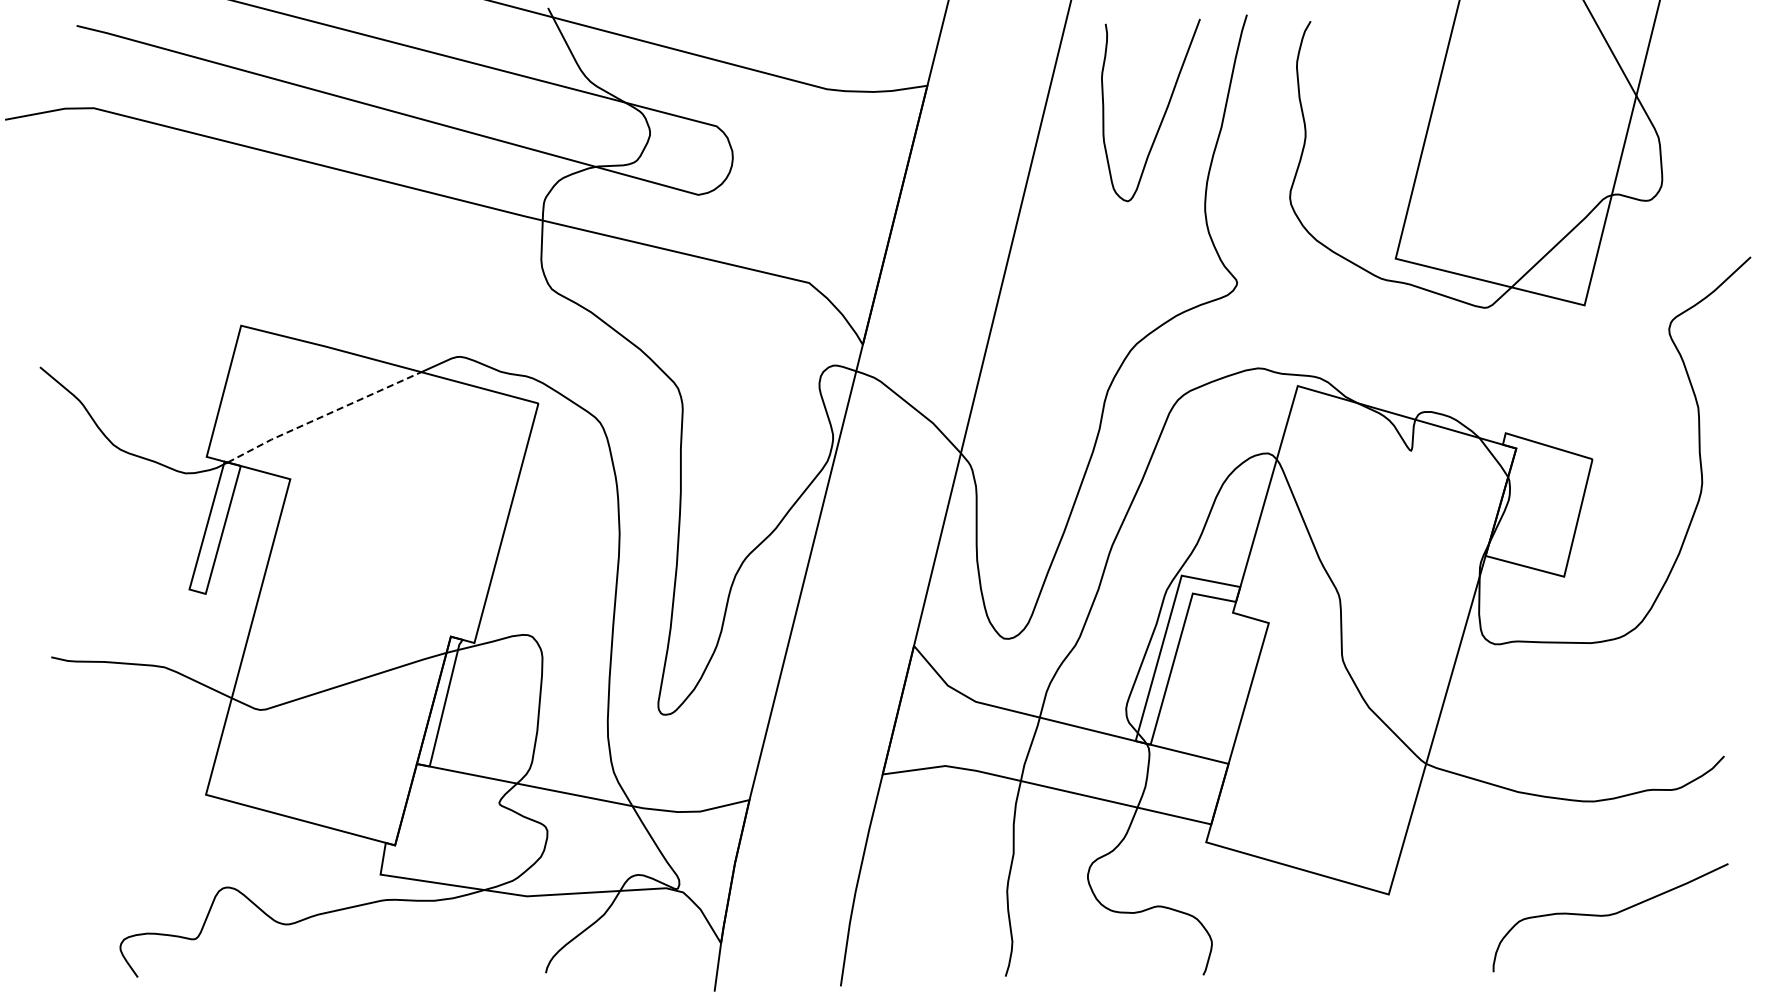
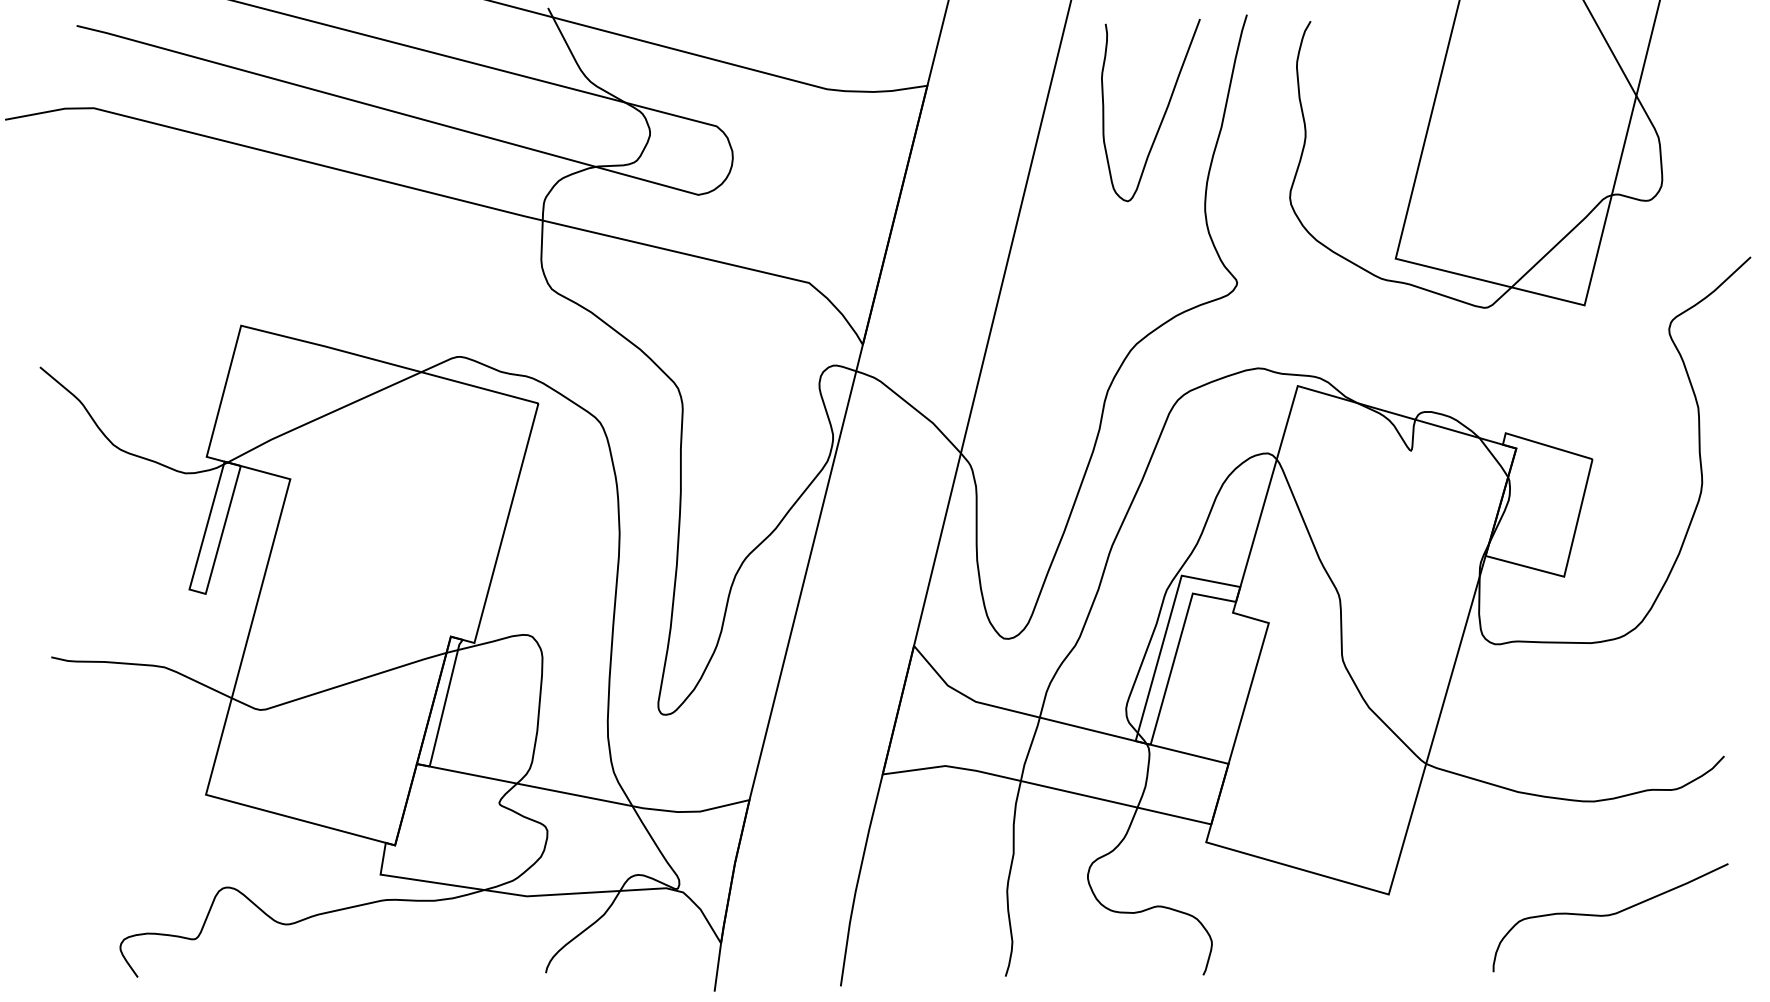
line: dashed -> solid (323, 416)
